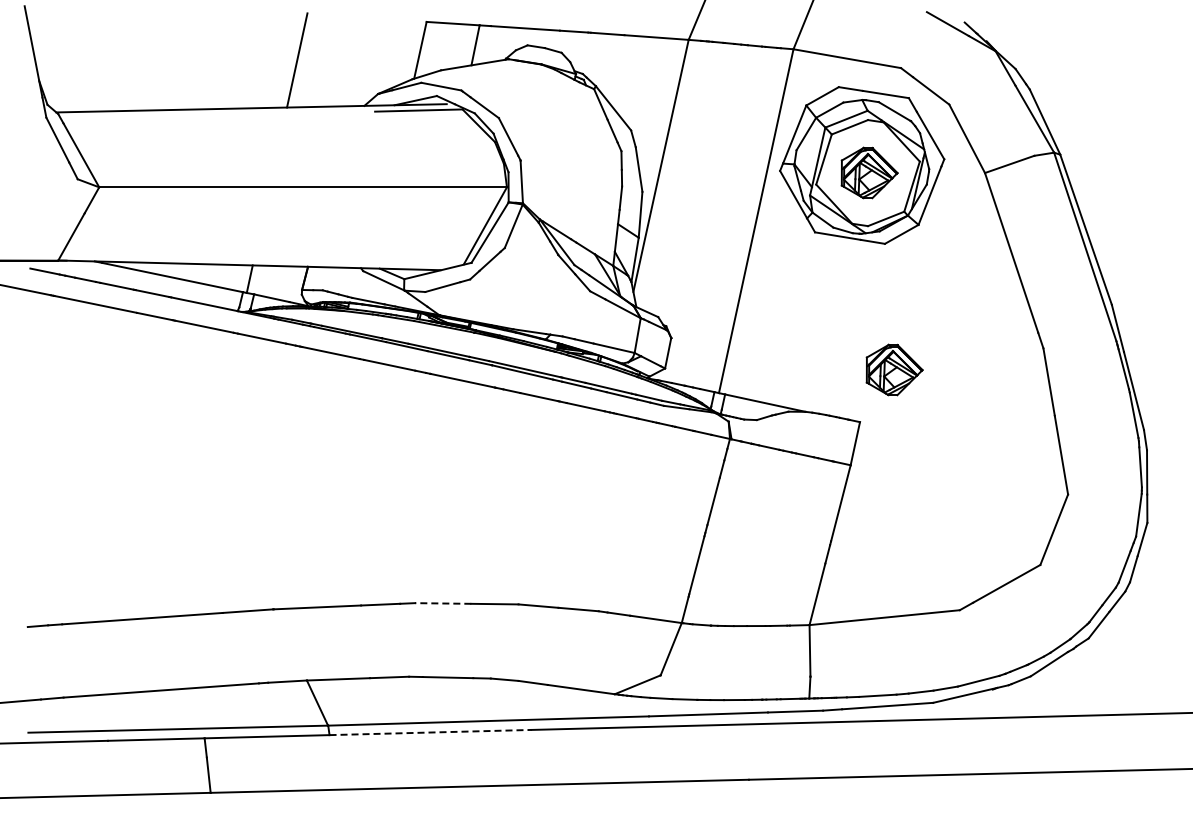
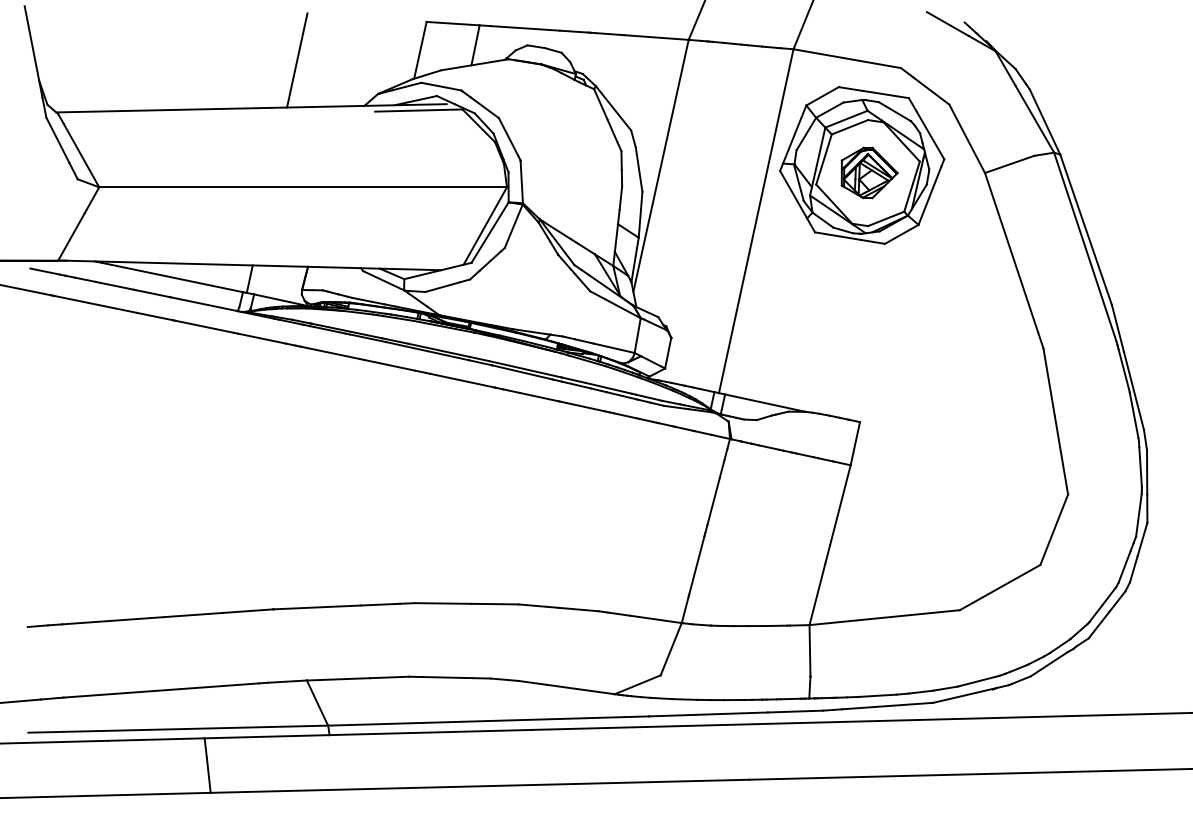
part: present -> none (894, 369)
line: dashed -> solid (442, 603)
line: dashed -> solid (431, 732)
